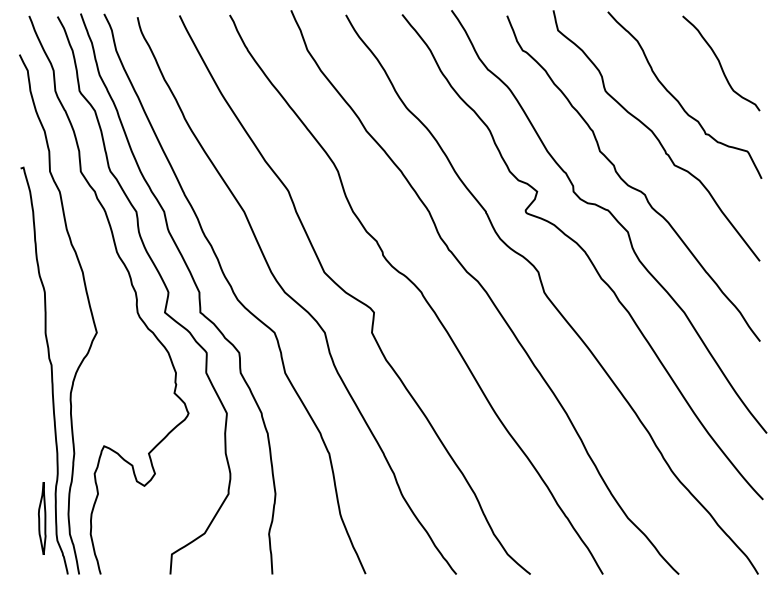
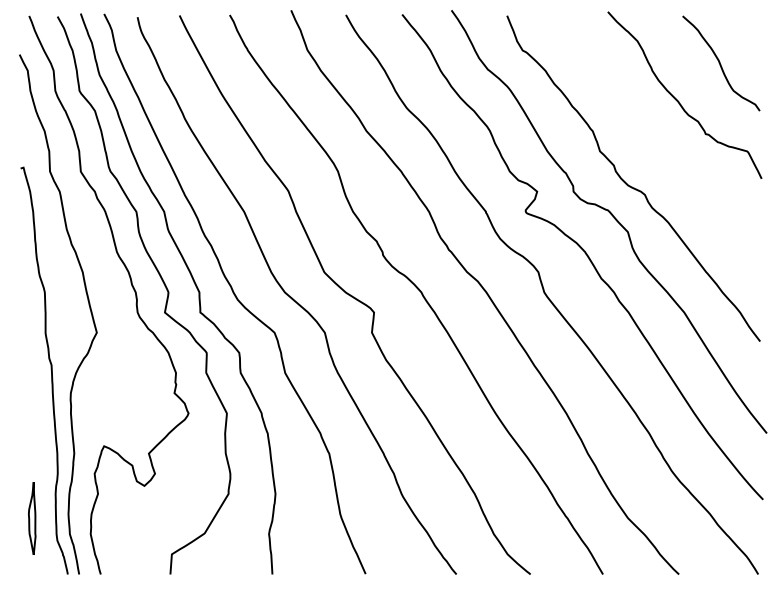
curve: present -> none (656, 135)
part position: (42, 518) -> (32, 518) (32, 518)
